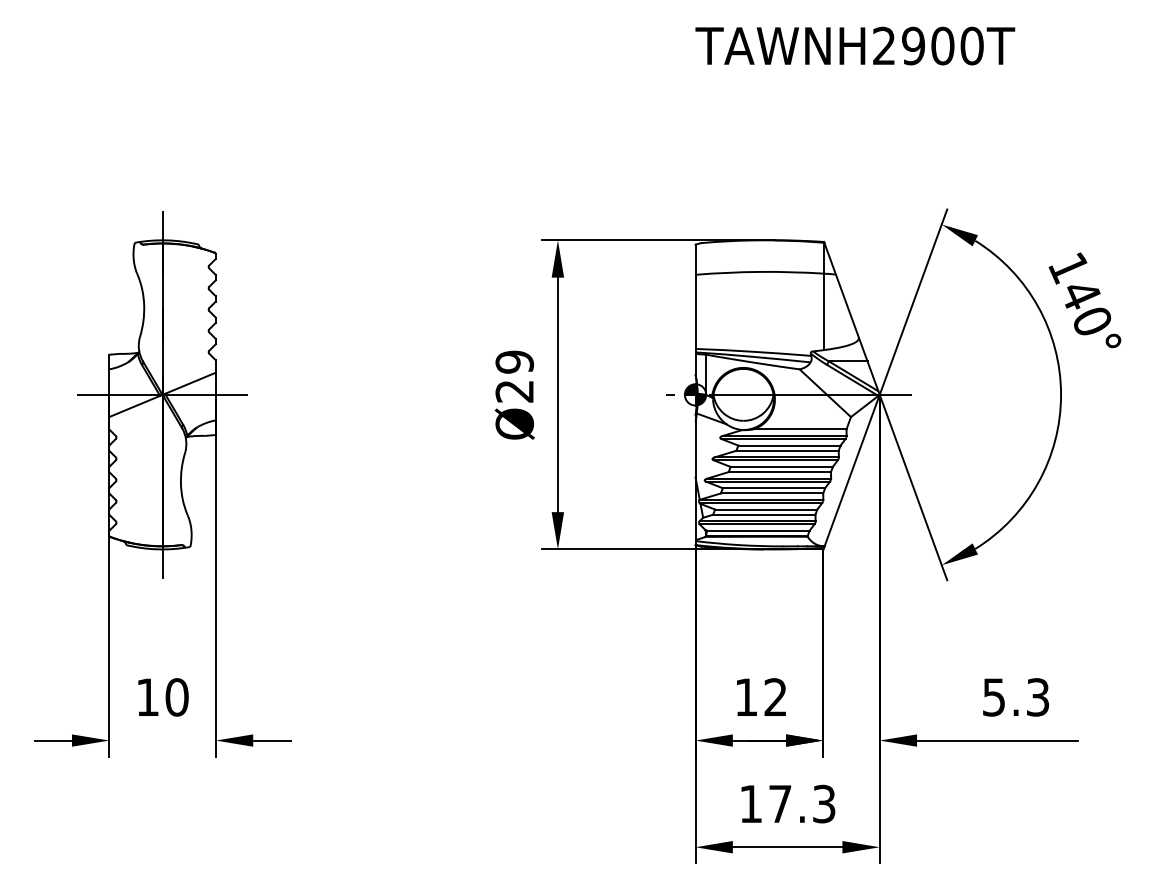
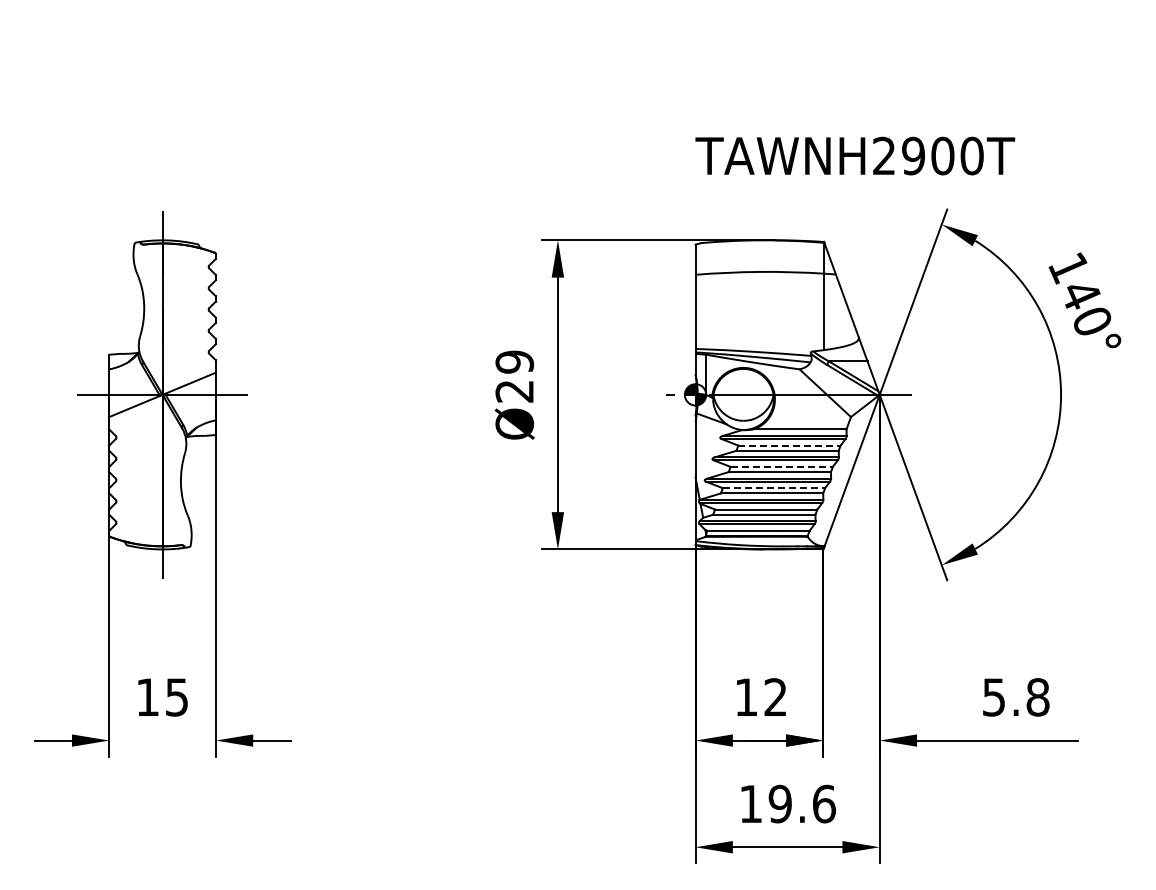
text position: (855, 45) -> (855, 155) (855, 155)
line: solid -> dashed (789, 445)
line: solid -> dashed (782, 466)
line: solid -> dashed (774, 488)
text: 10 -> 15 (176, 697)
text: 5.3 -> 5.8 (1037, 697)
text: 17.3 -> 19.6 (802, 803)
